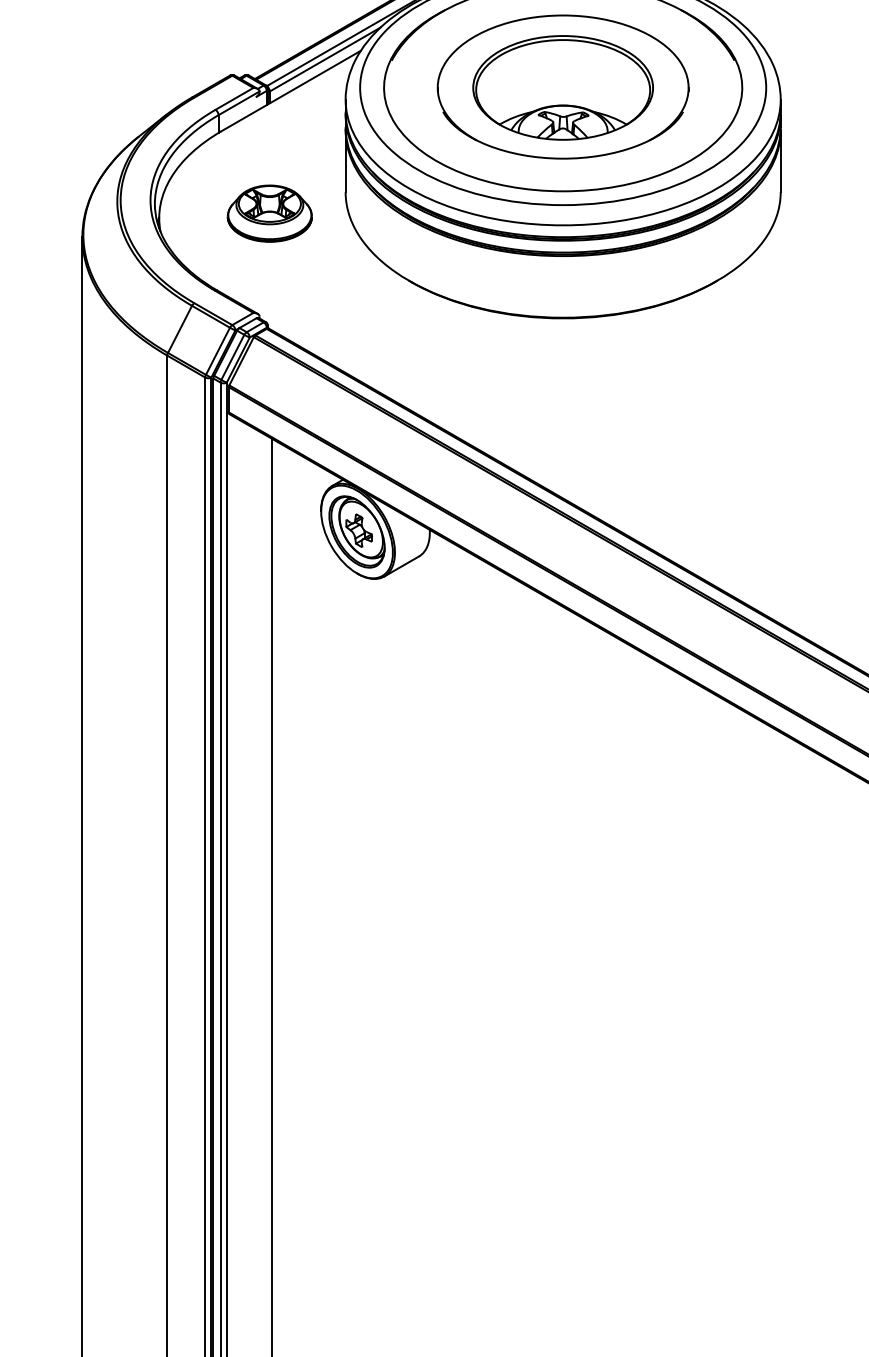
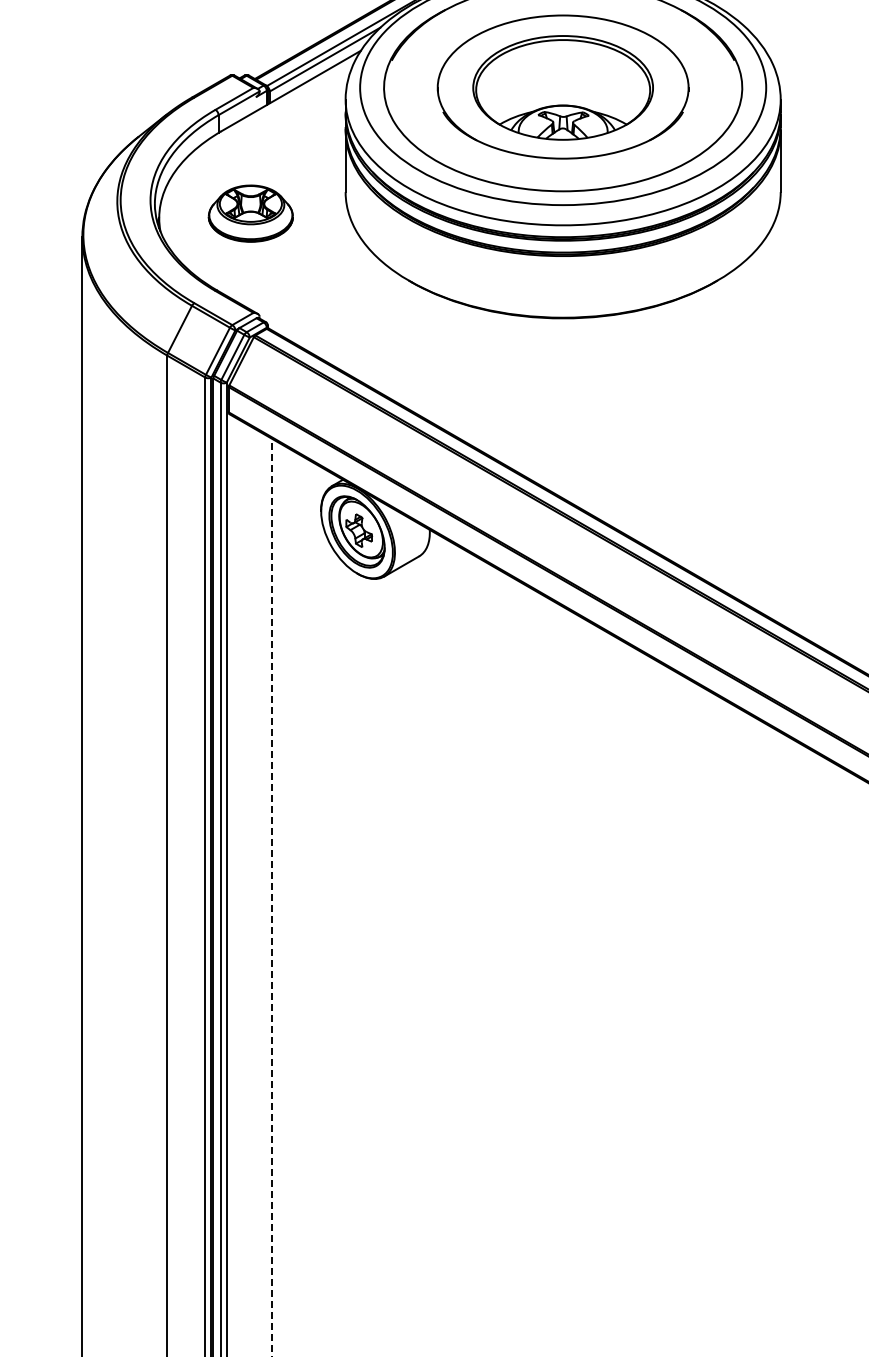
part position: (269, 213) -> (250, 213) (250, 213)
line: solid -> dashed (272, 897)
